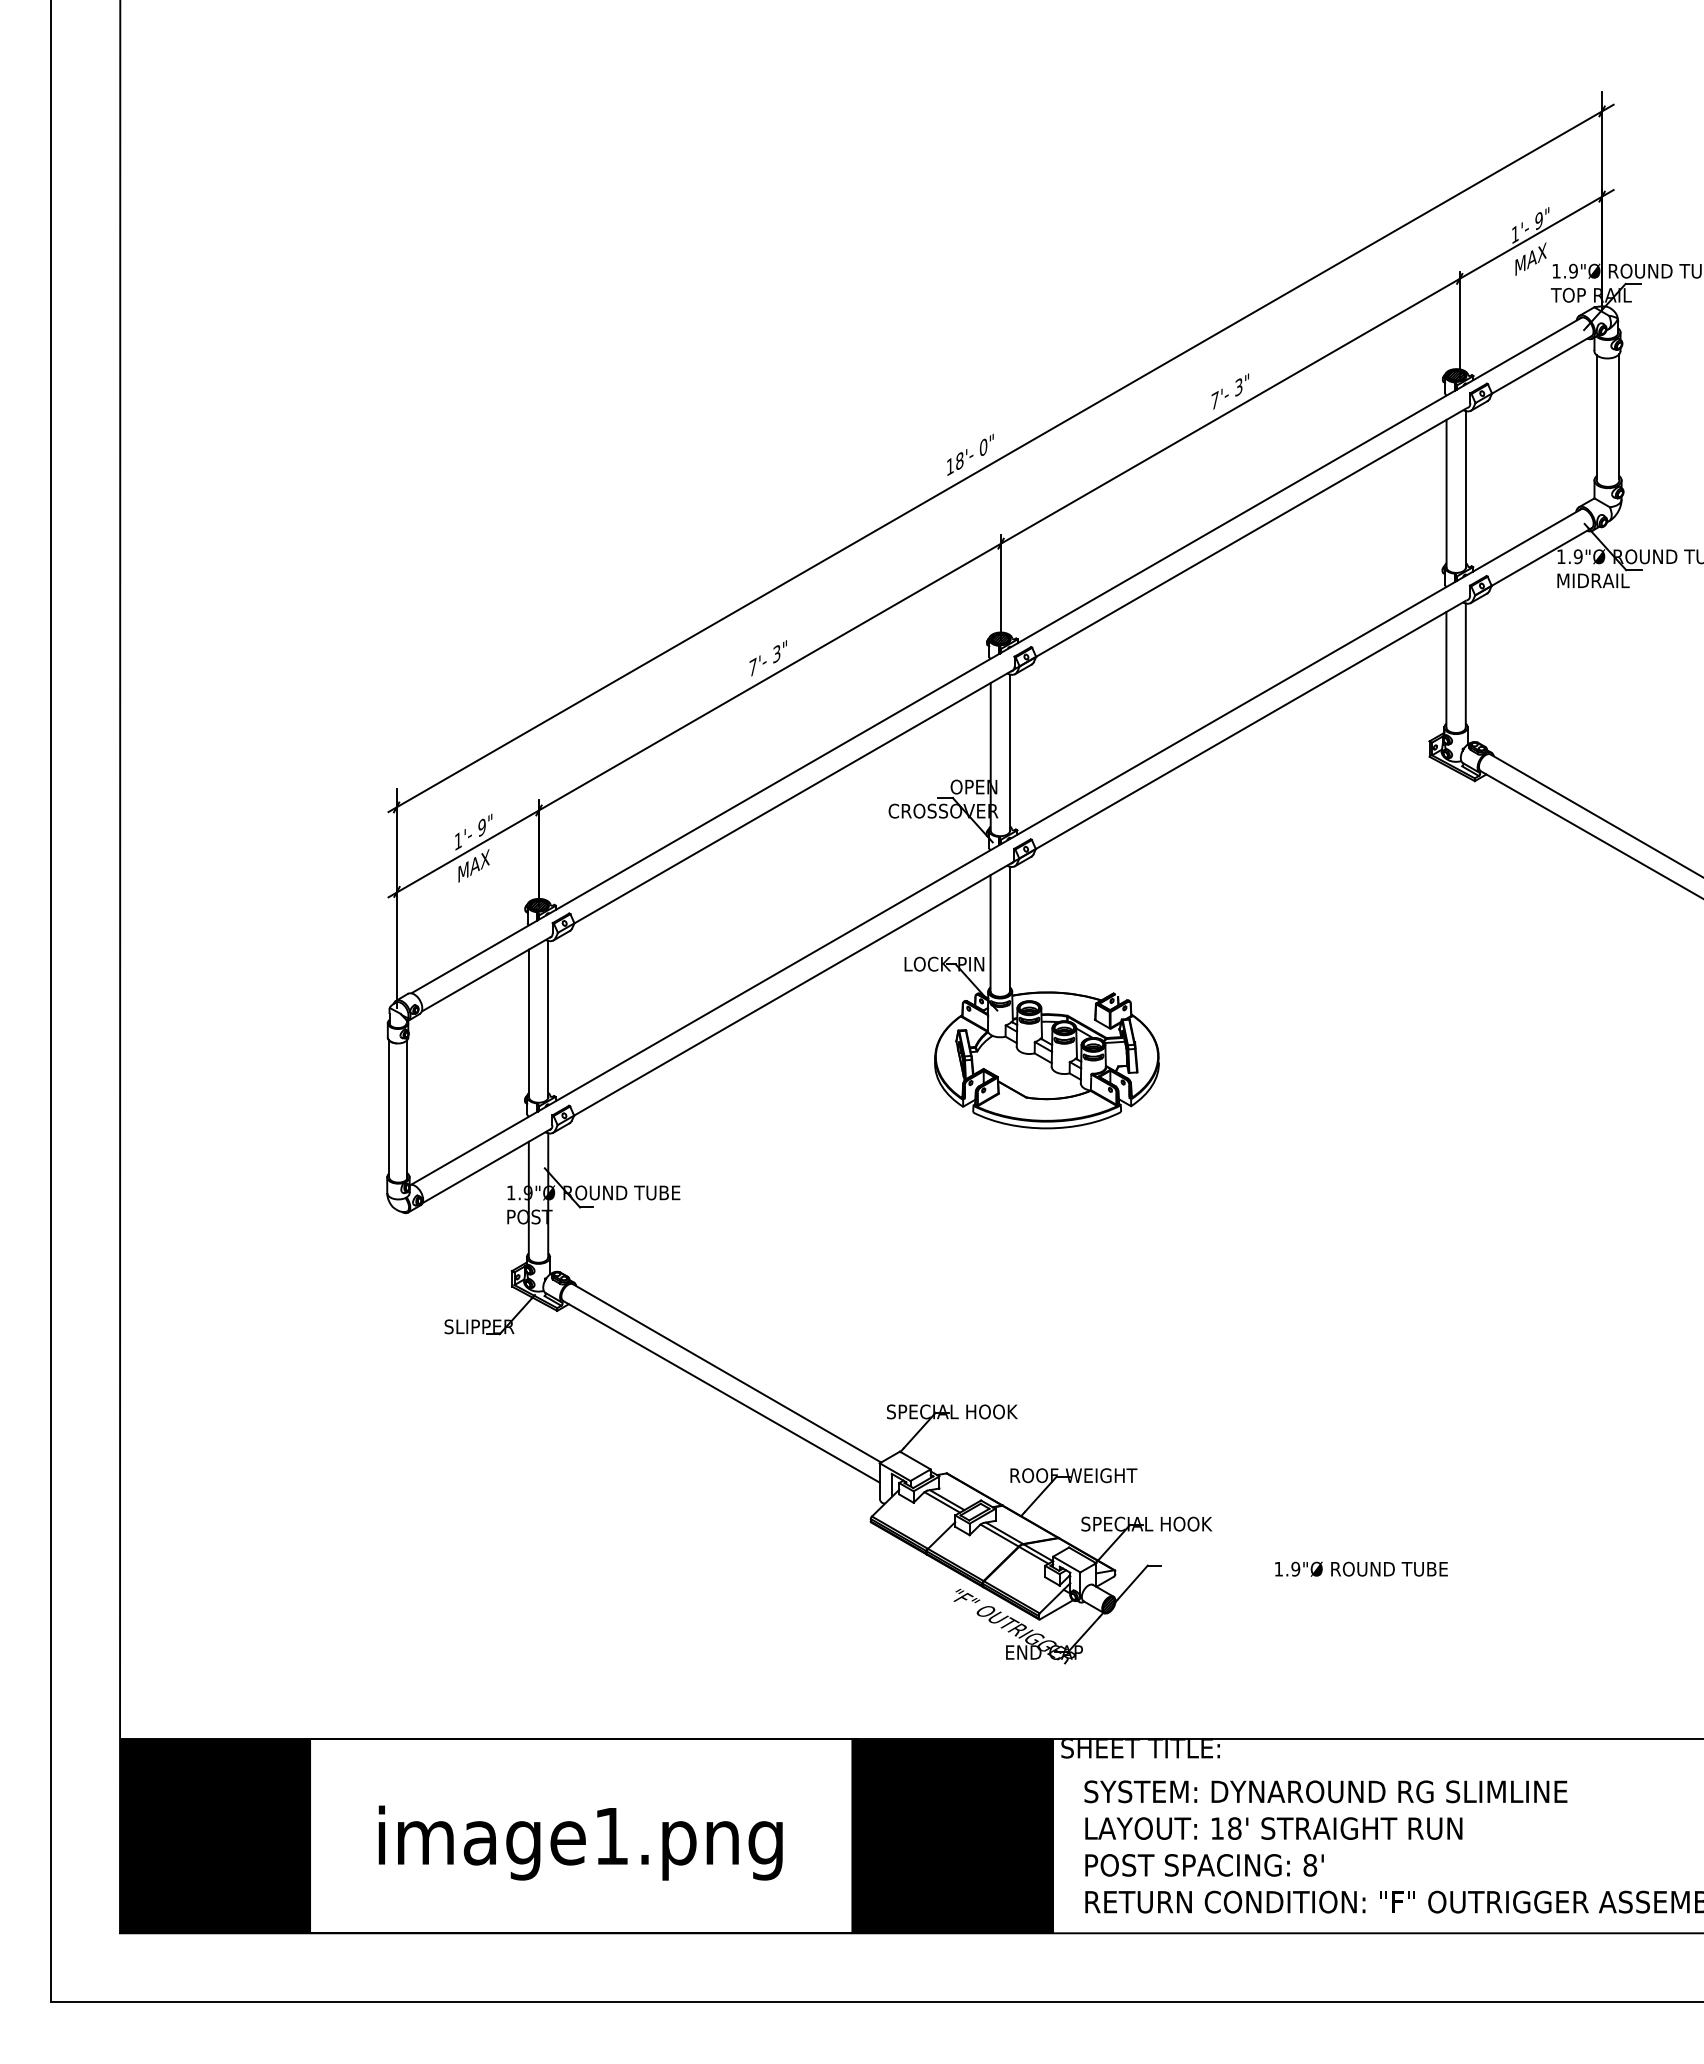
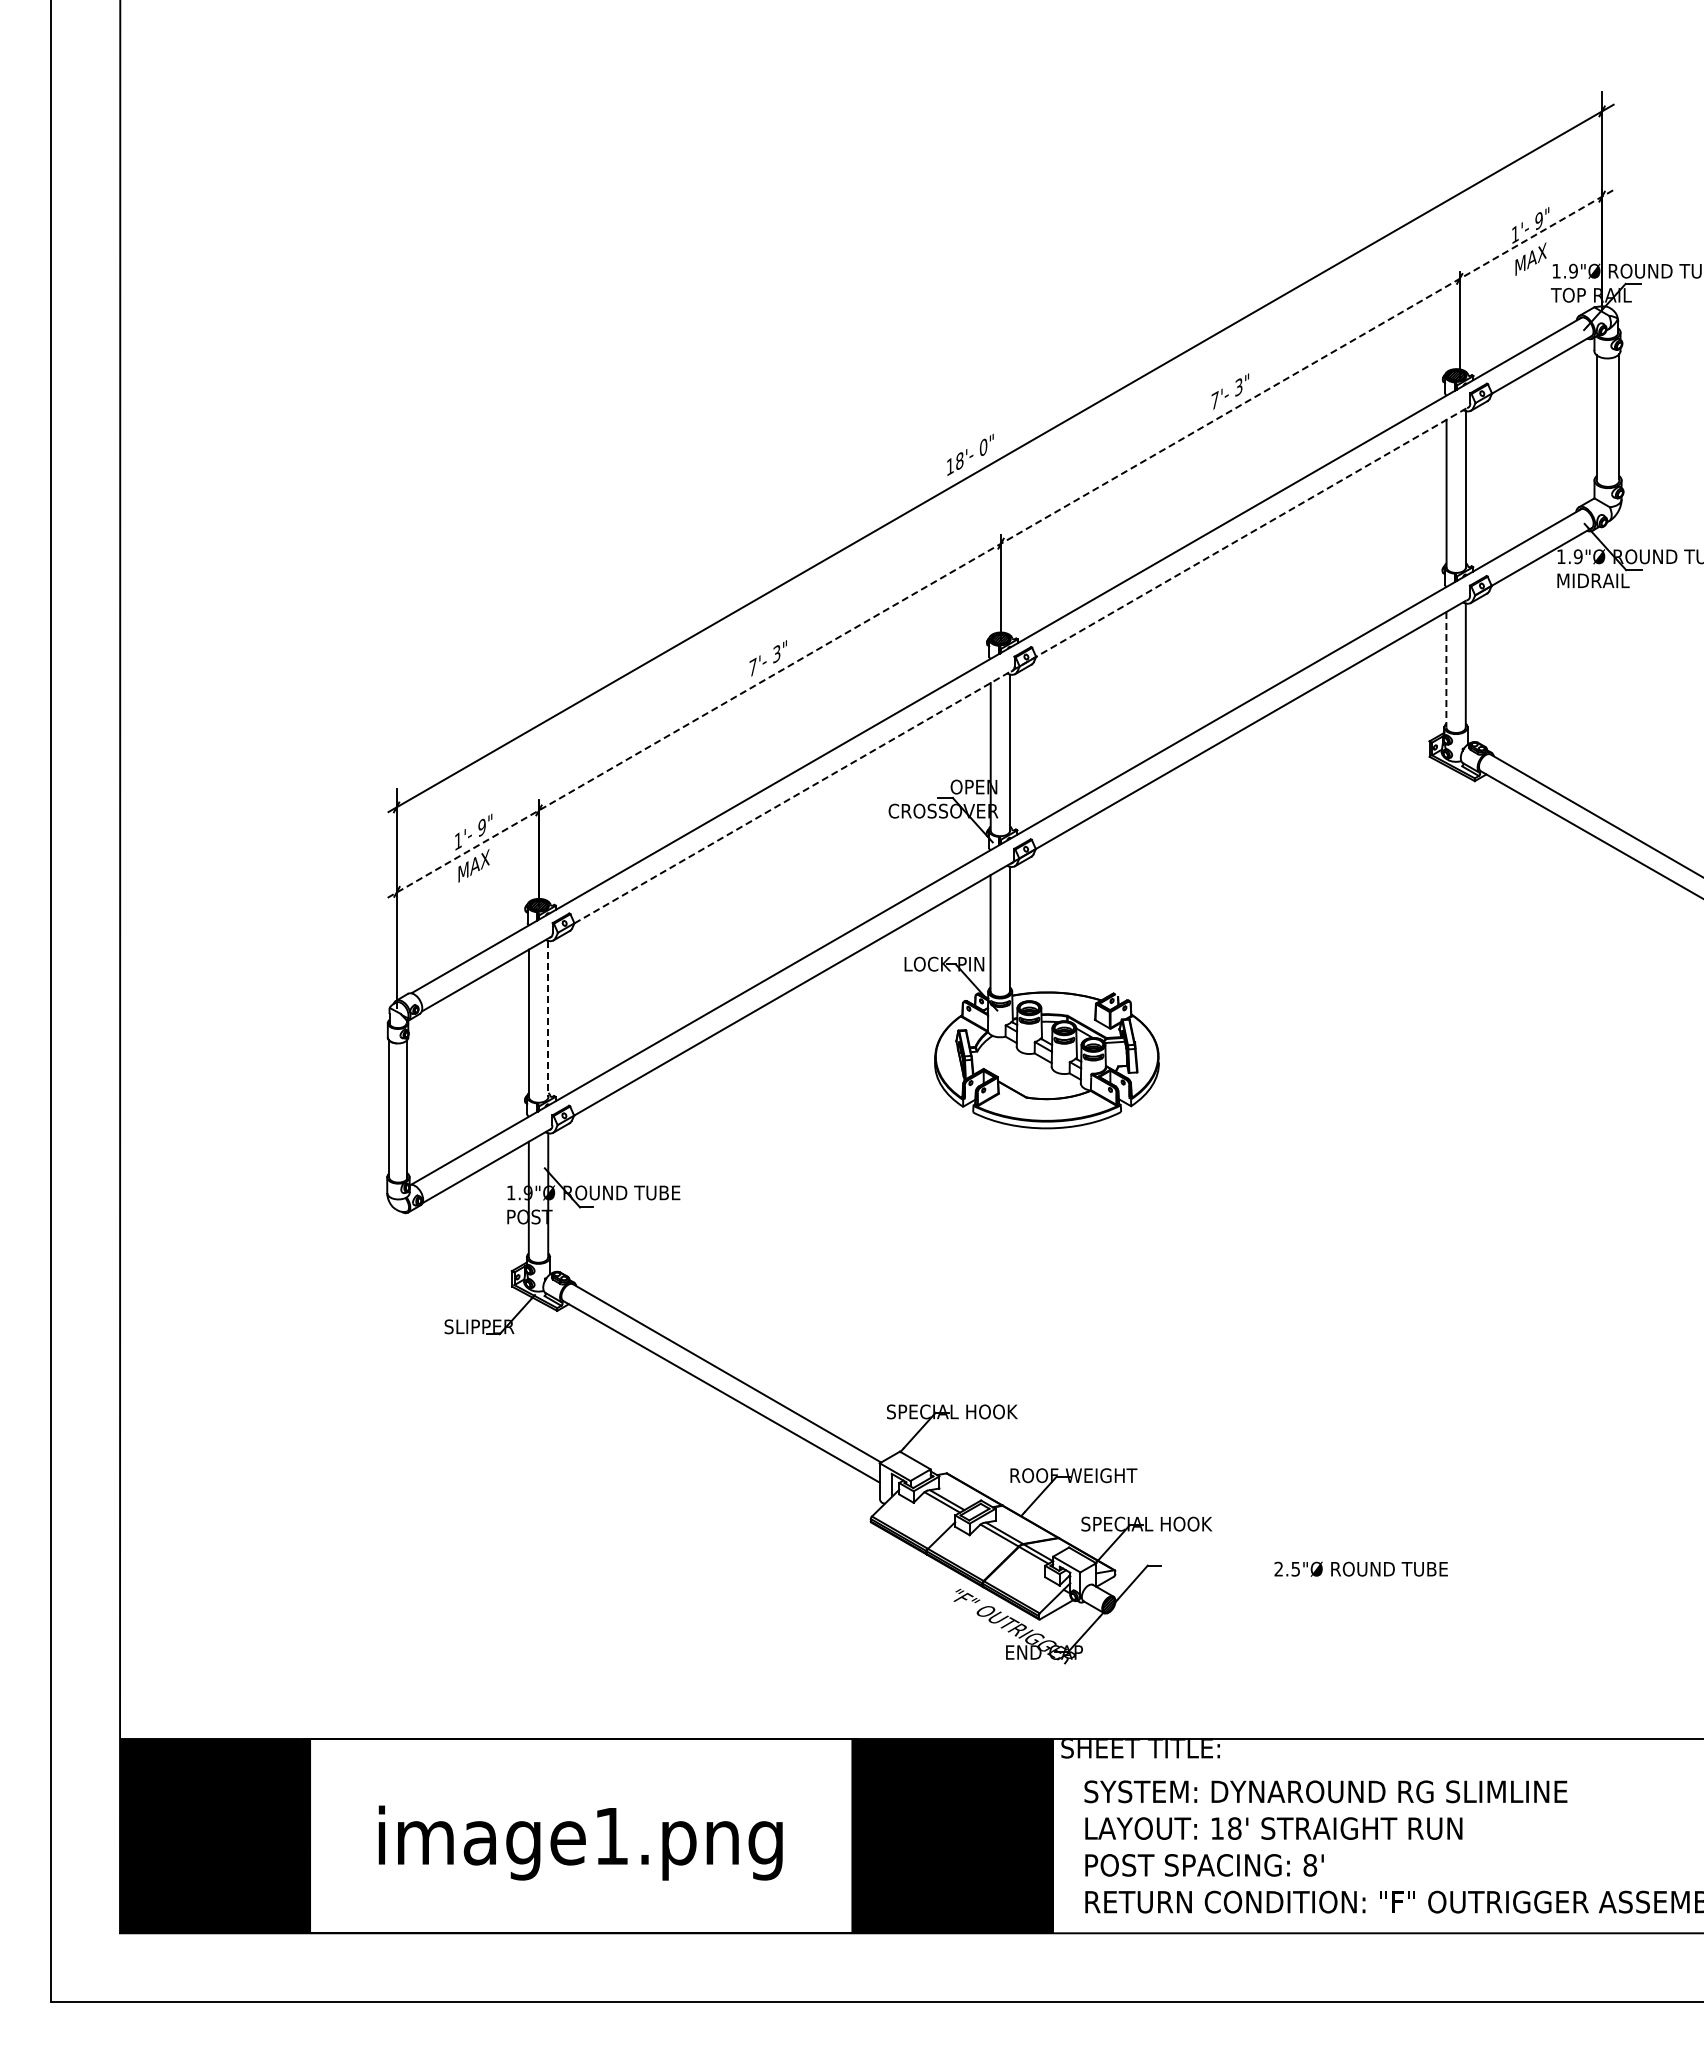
line: solid -> dashed (1001, 543)
line: solid -> dashed (1021, 665)
line: solid -> dashed (1446, 669)
line: solid -> dashed (548, 1019)
text: 1.9"Ø -> 2.5"Ø (1287, 1568)
